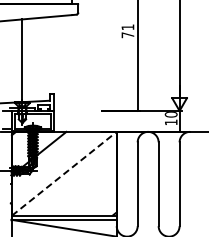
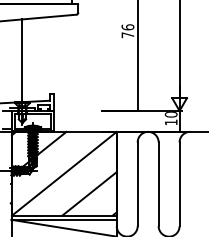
text: 71 -> 76 (127, 27)
line: dashed -> solid (64, 173)
line: none -> present (89, 193)
